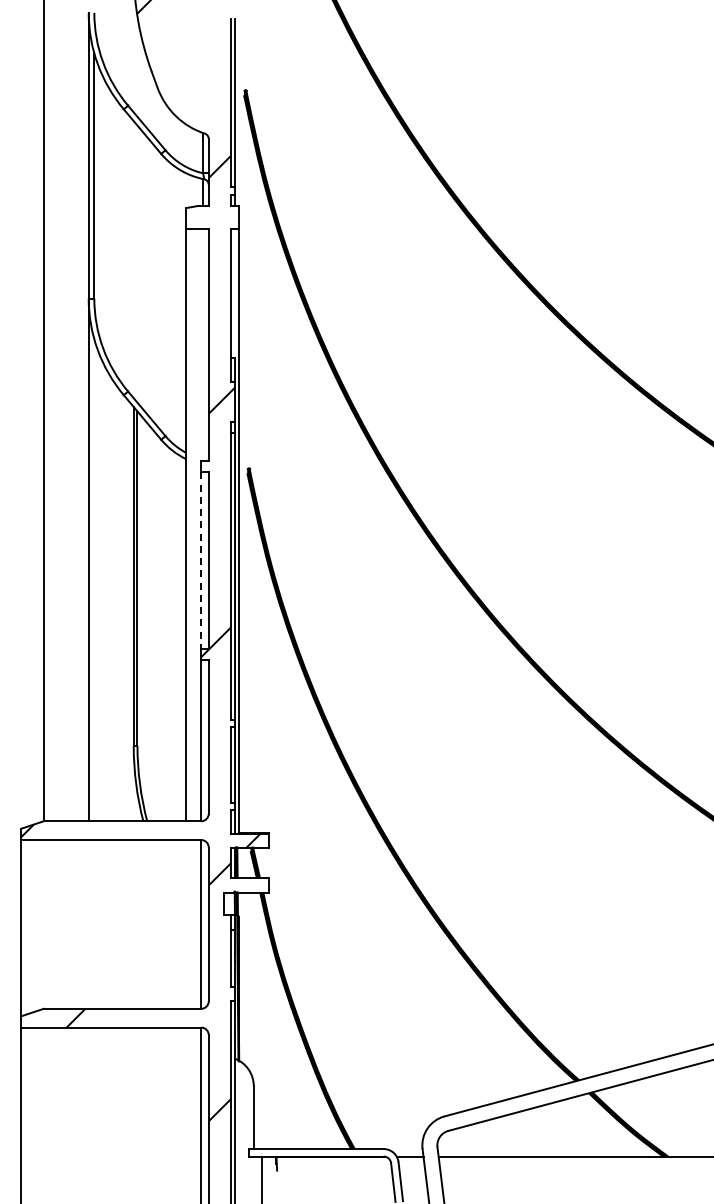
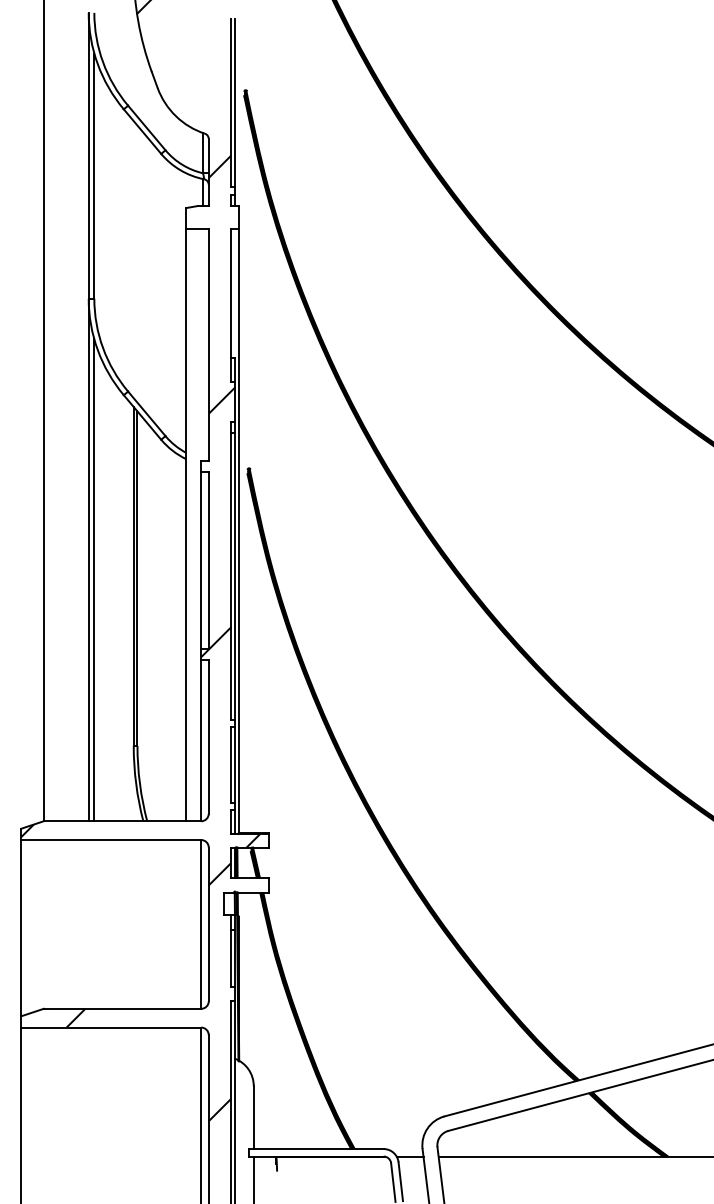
line: dashed -> solid (201, 561)
line: none -> present (94, 580)
line position: (261, 1178) -> (253, 1178) (253, 1178)
